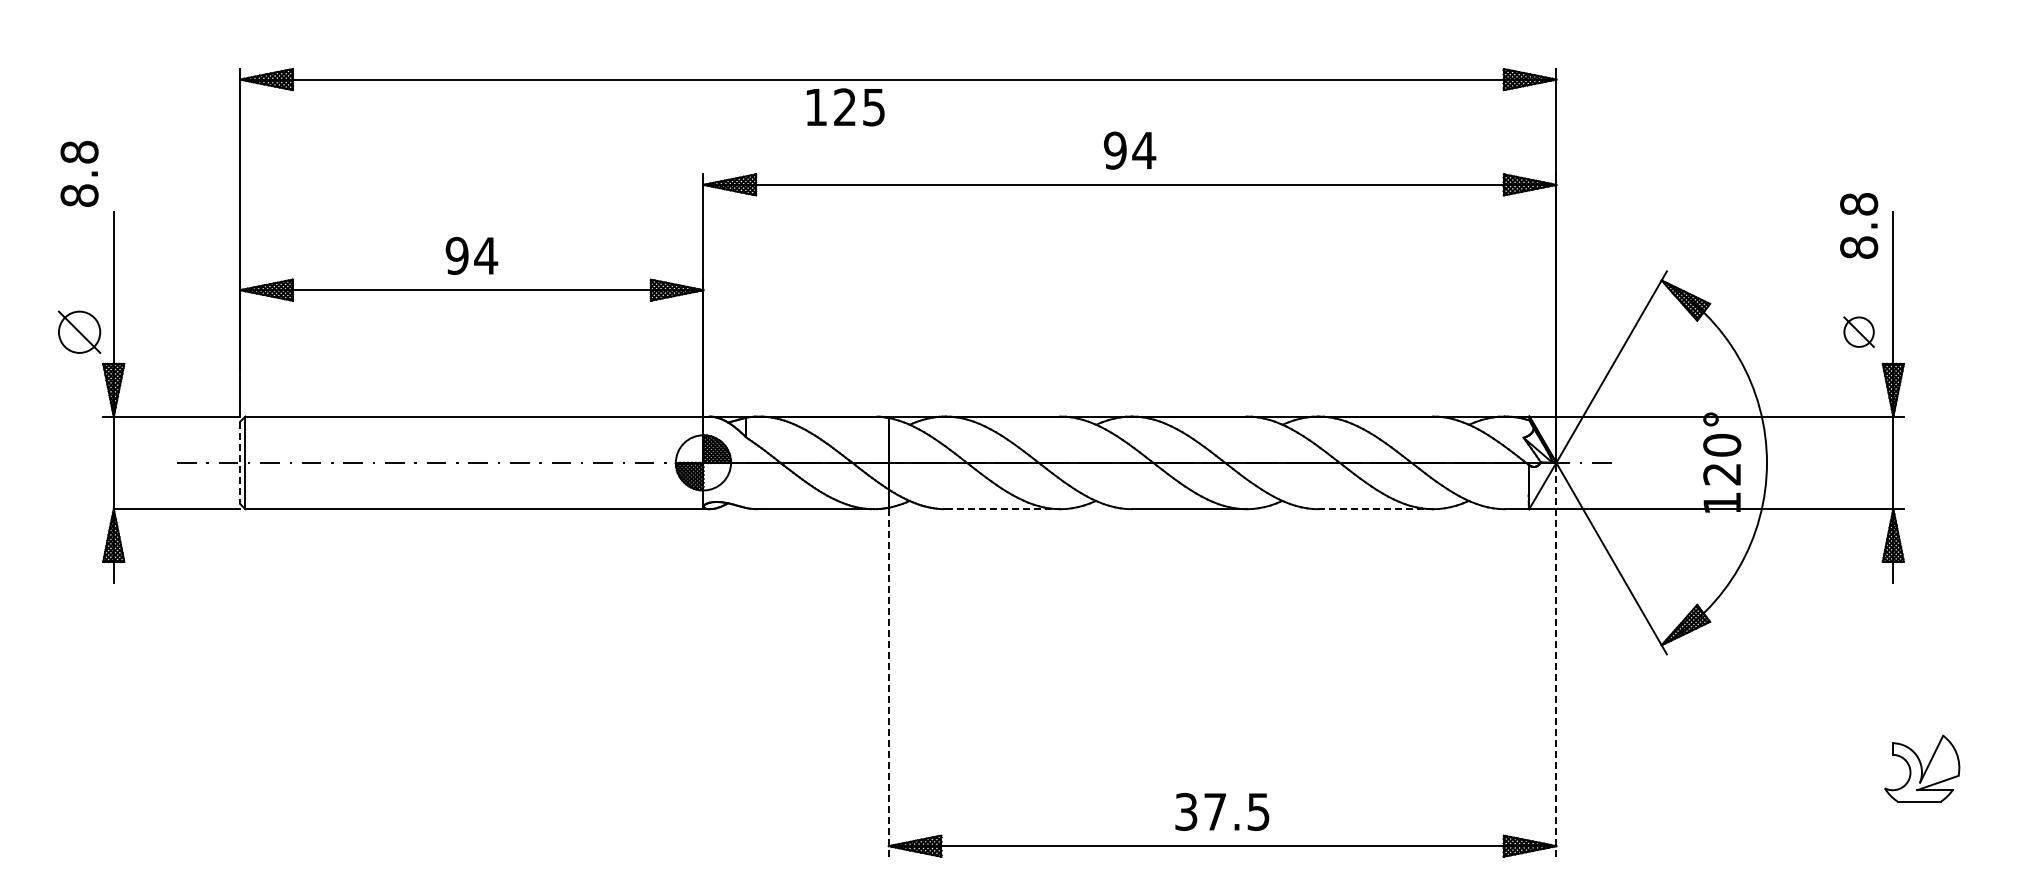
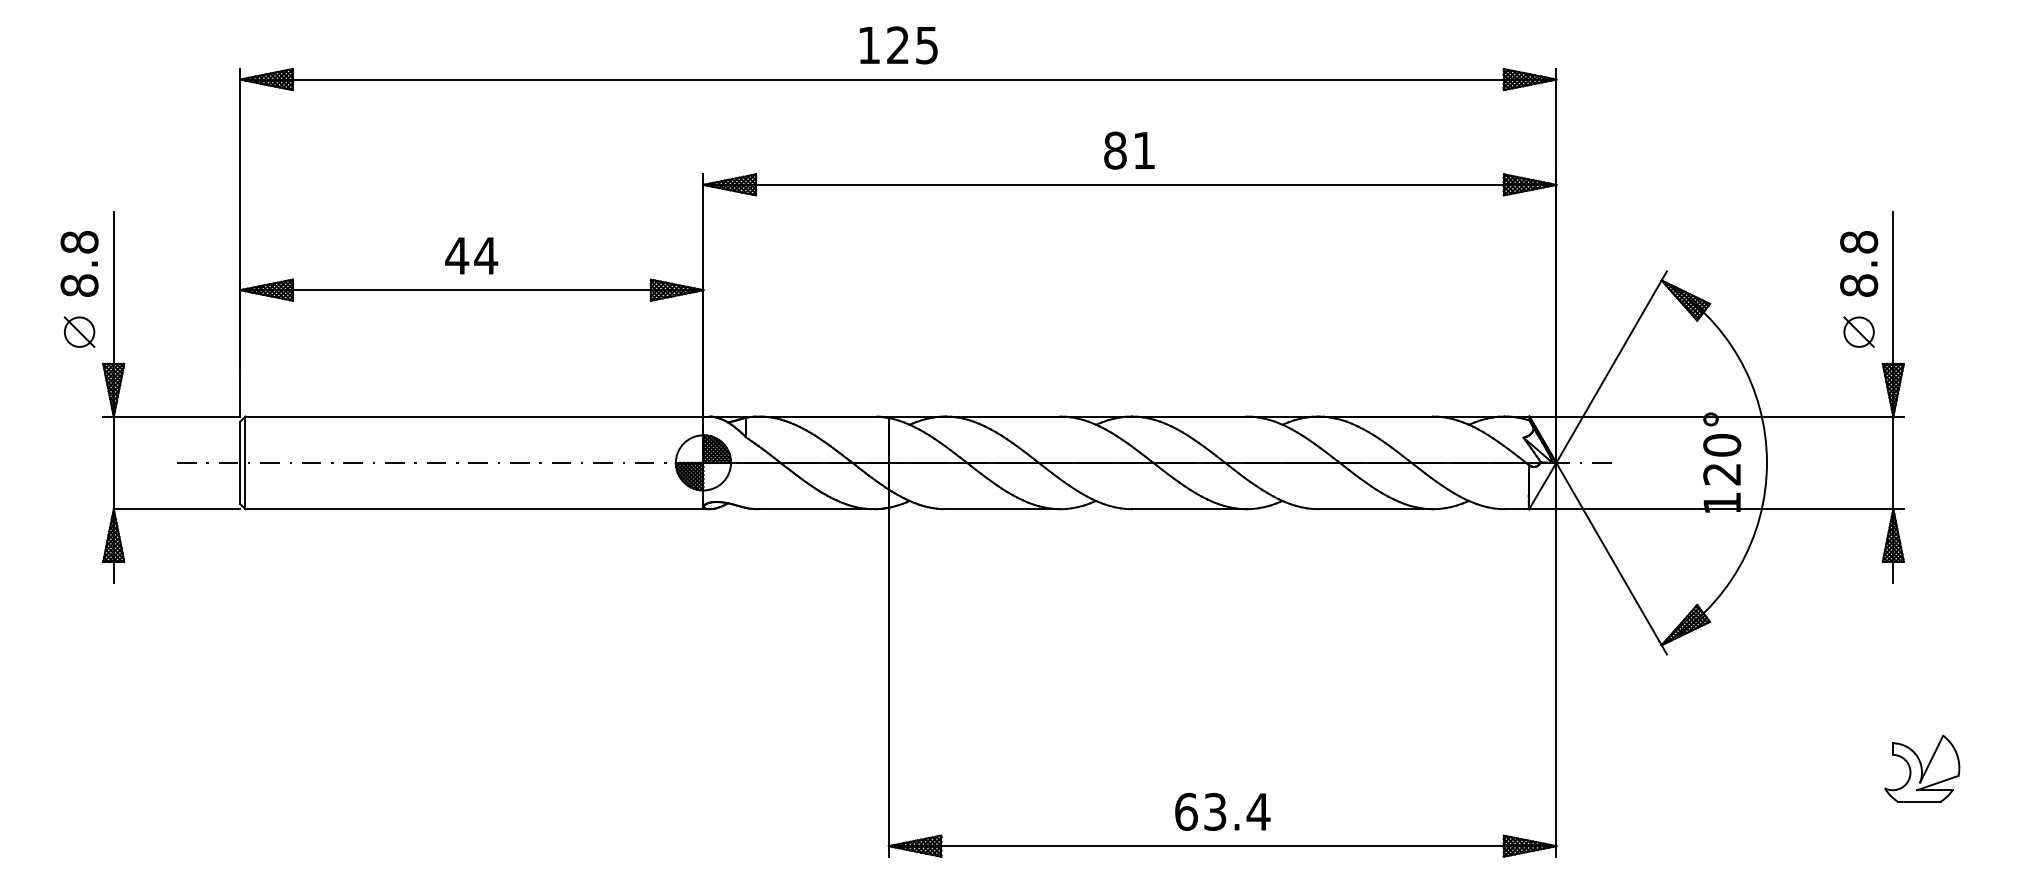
text position: (845, 107) -> (898, 45) (898, 45)
text: 94 -> 81 (1129, 150)
text position: (79, 173) -> (79, 263) (79, 263)
text position: (1859, 225) -> (1859, 263) (1859, 263)
text: 94 -> 44 (457, 255)
part size: 45x44 px -> 33x32 px (79, 331)
line: dashed -> solid (240, 463)
line: dashed -> solid (1003, 509)
line: dashed -> solid (1376, 509)
line: dashed -> solid (1556, 659)
line: dashed -> solid (888, 682)
text: 37.5 -> 63.4 (1222, 811)
